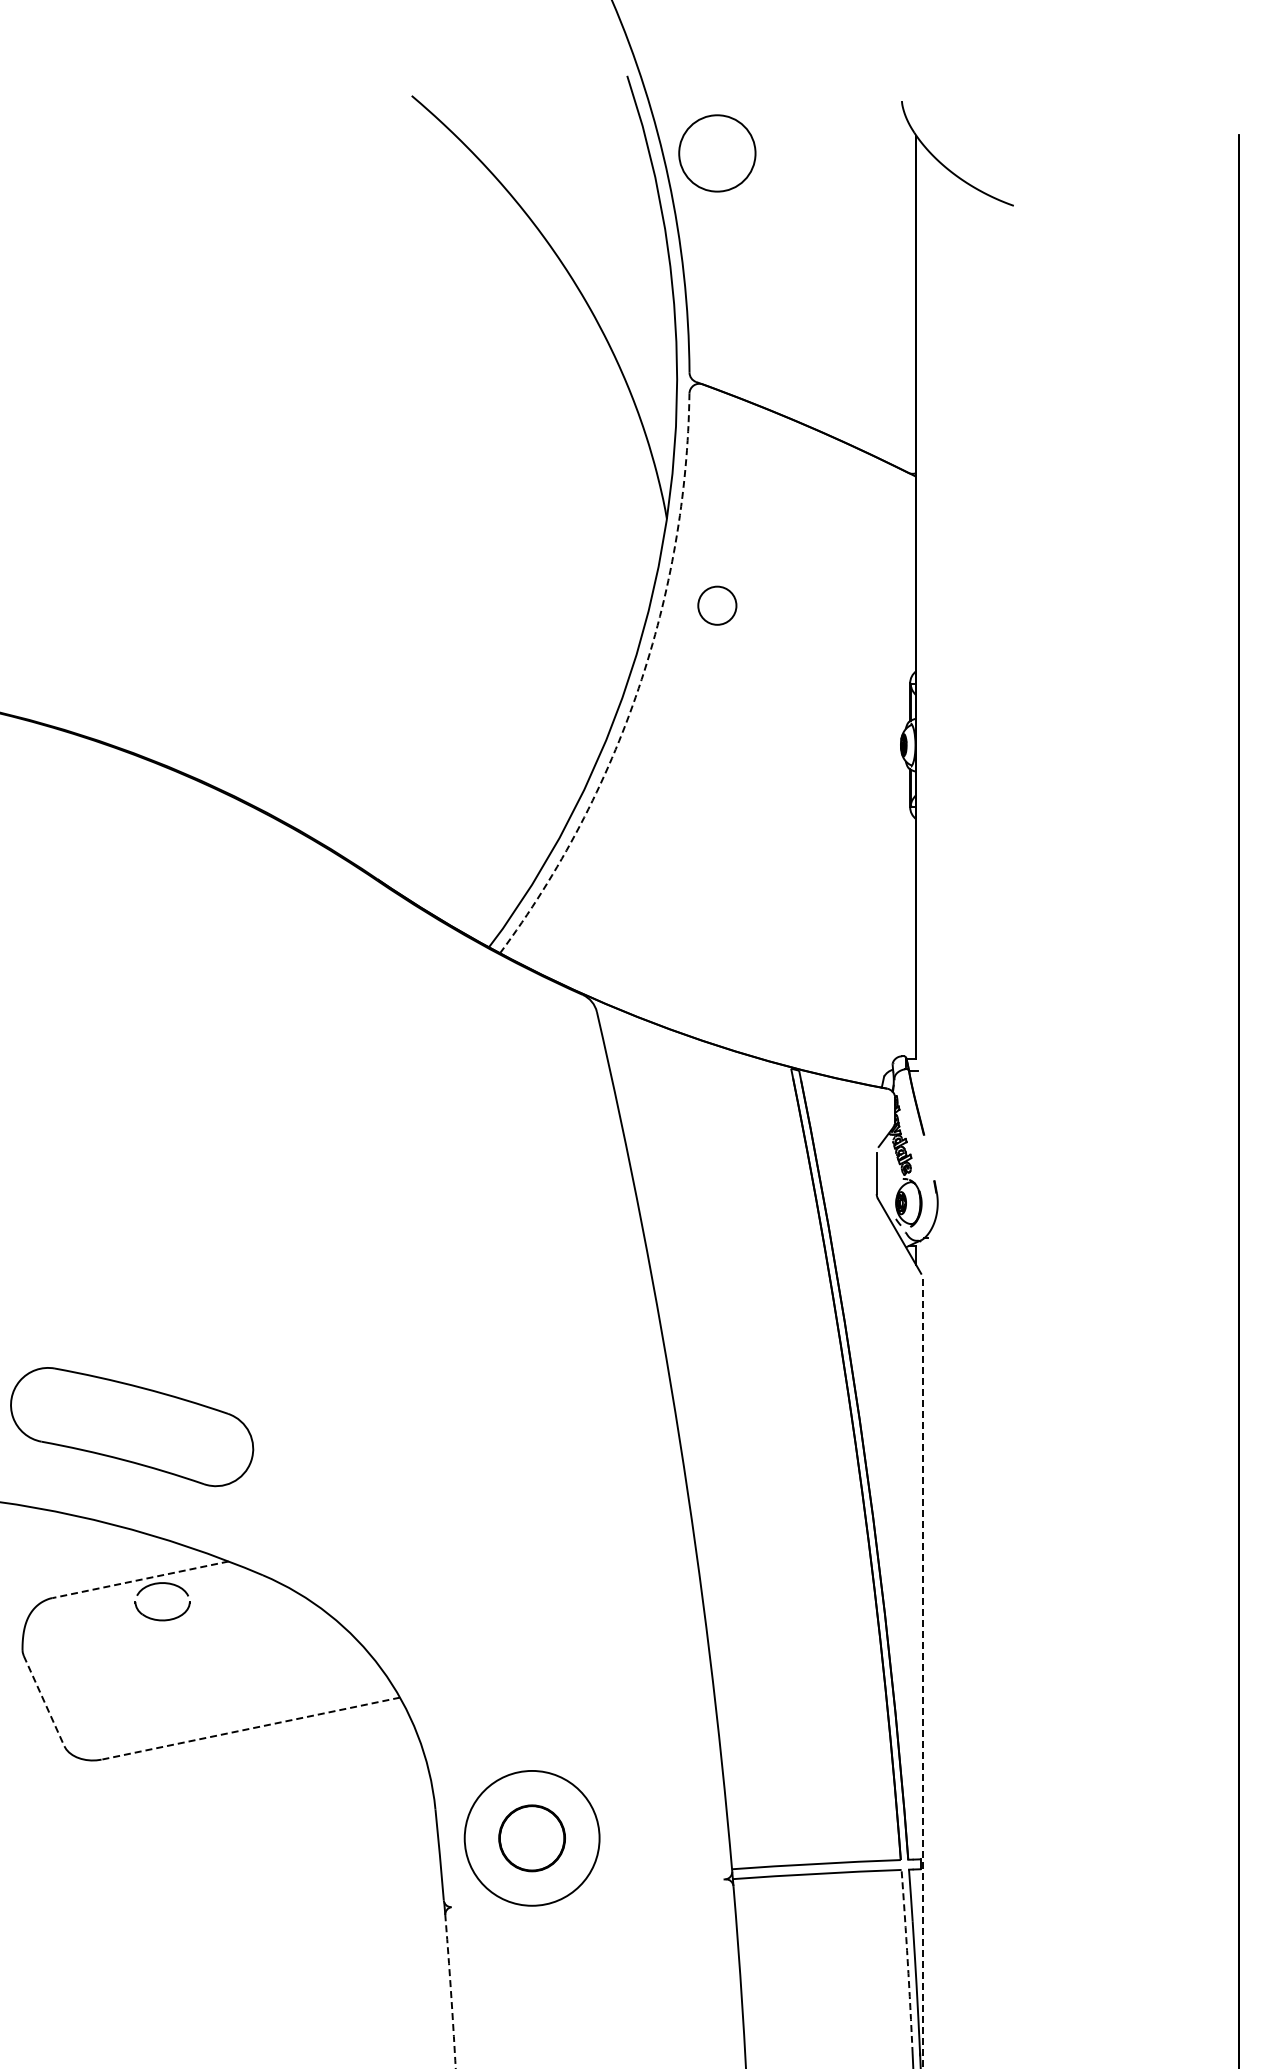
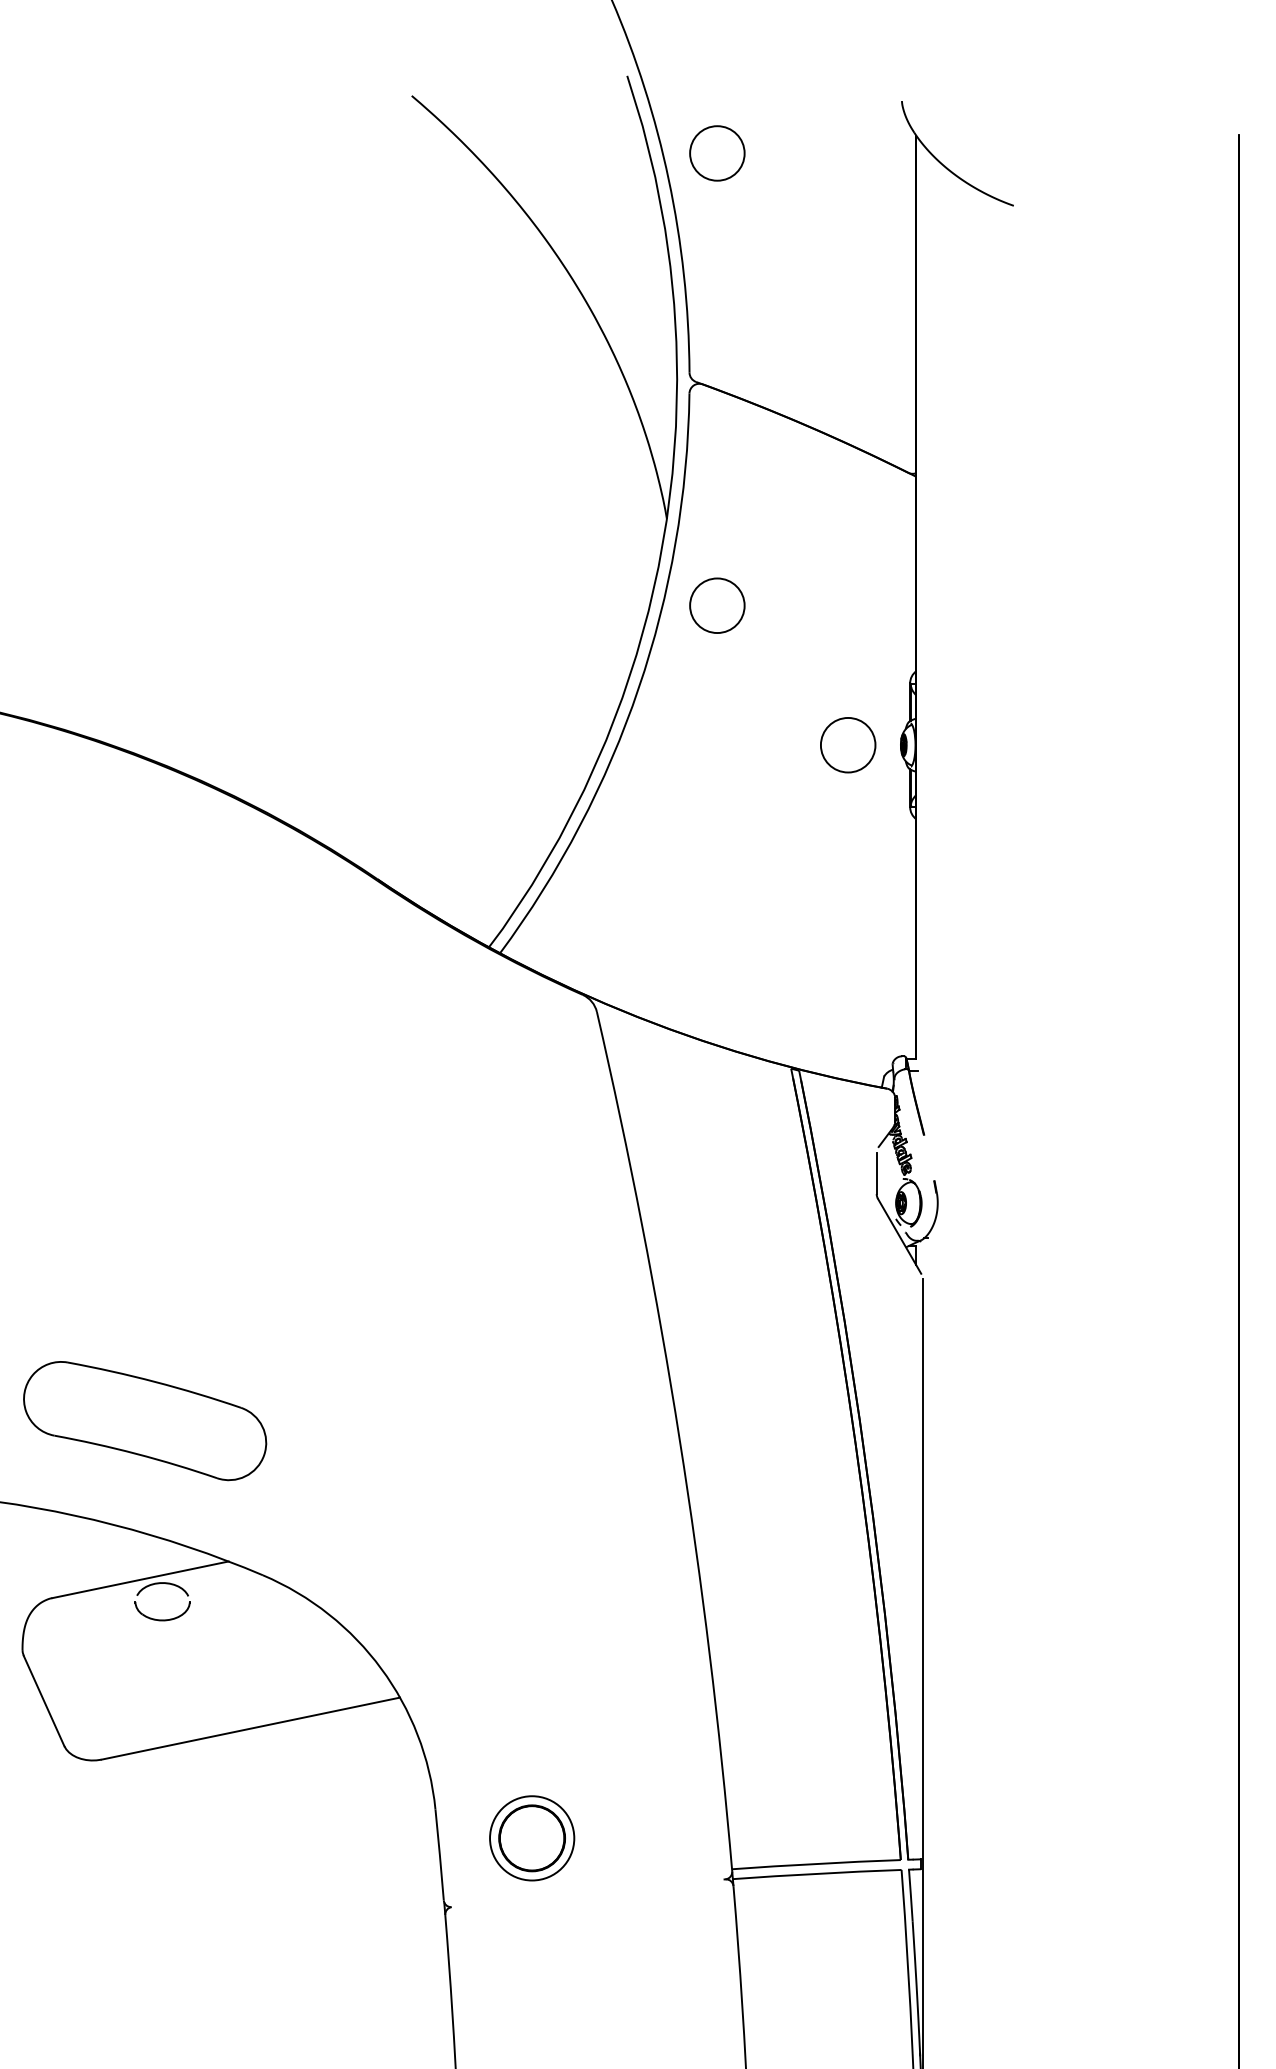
circle diameter: 76 px -> 55 px (717, 153)
circle diameter: 38 px -> 55 px (717, 605)
arc: dashed -> solid (638, 688)
circle: none -> present (848, 745)
part position: (132, 1427) -> (145, 1421) (145, 1421)
line: dashed -> solid (140, 1579)
line: dashed -> solid (922, 1673)
line: dashed -> solid (44, 1701)
line: dashed -> solid (250, 1728)
circle diameter: 135 px -> 84 px (532, 1838)
arc: dashed -> solid (907, 1961)
arc: dashed -> solid (450, 1992)
